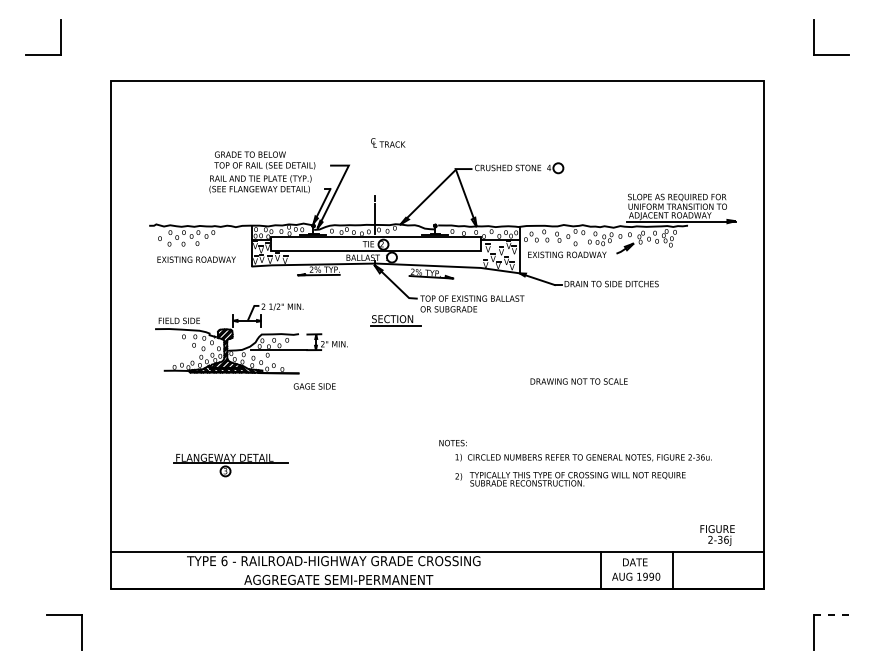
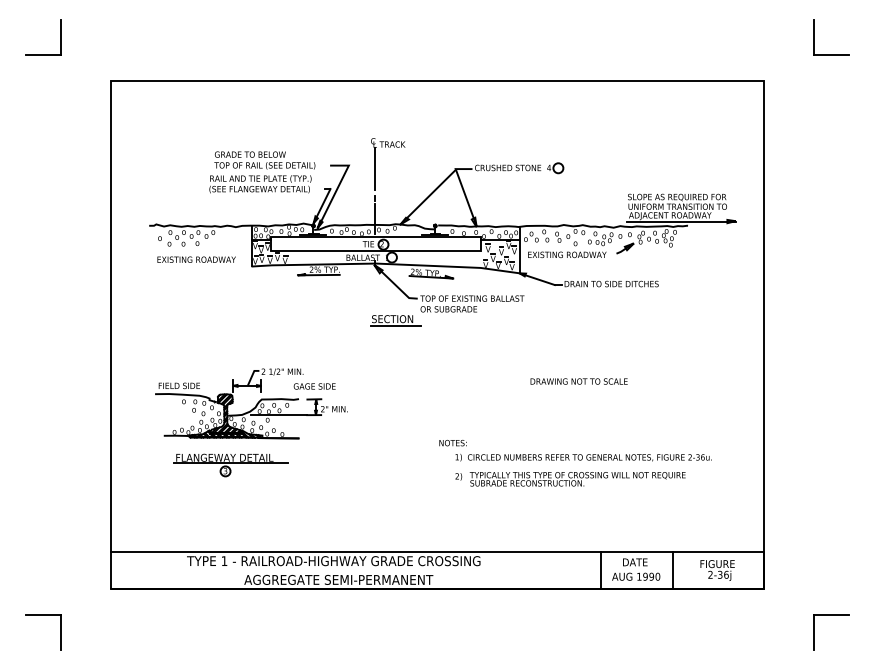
line: none -> present (374, 169)
part position: (251, 338) -> (251, 403) (251, 403)
text position: (717, 535) -> (717, 570) (717, 570)
text: 6 -> 1 (224, 561)
part position: (64, 615) -> (43, 615) (43, 615)
line: dashed -> solid (831, 615)
